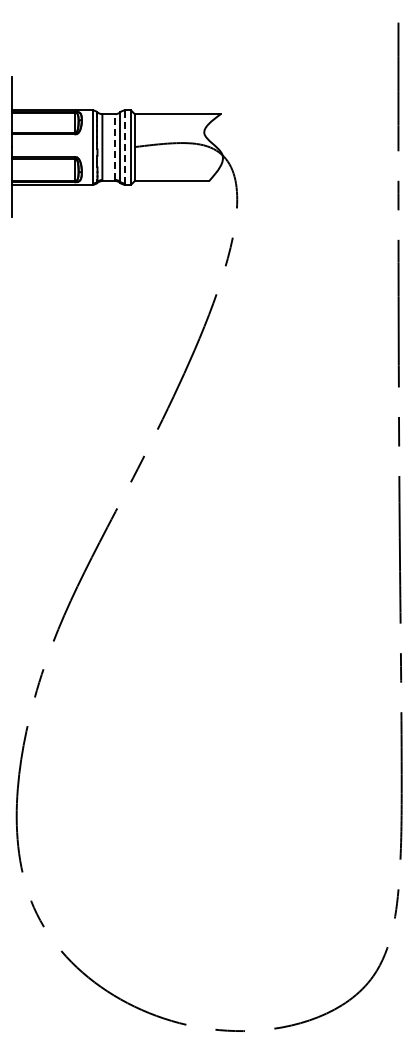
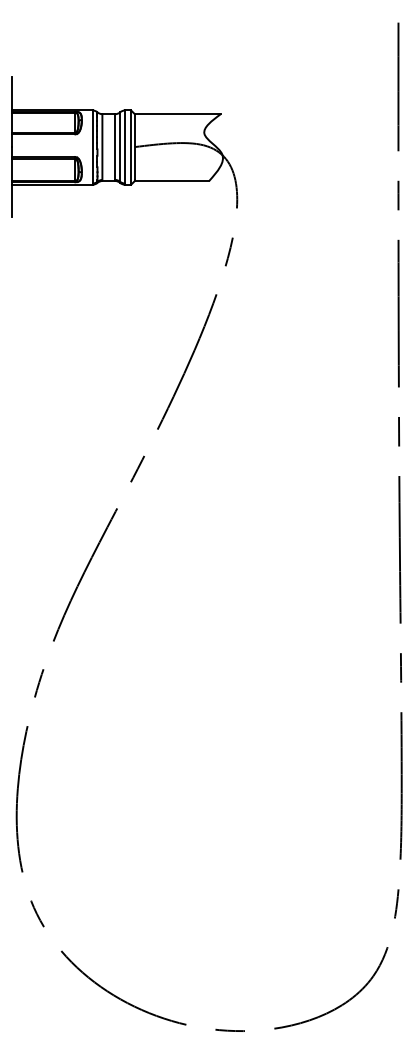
line: dashed -> solid (115, 147)
line: dashed -> solid (125, 147)
